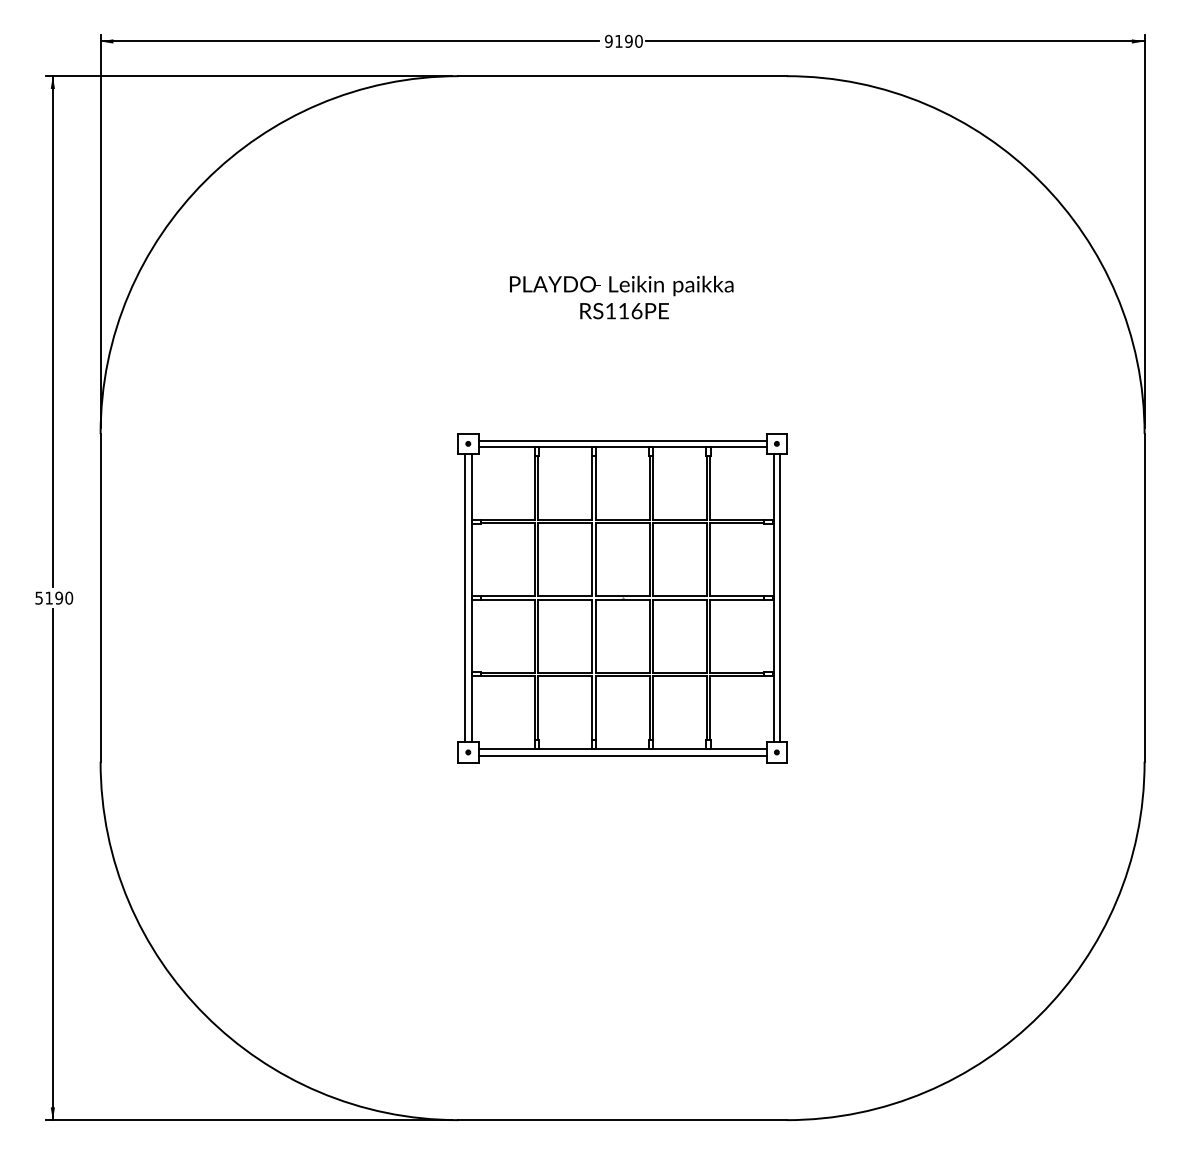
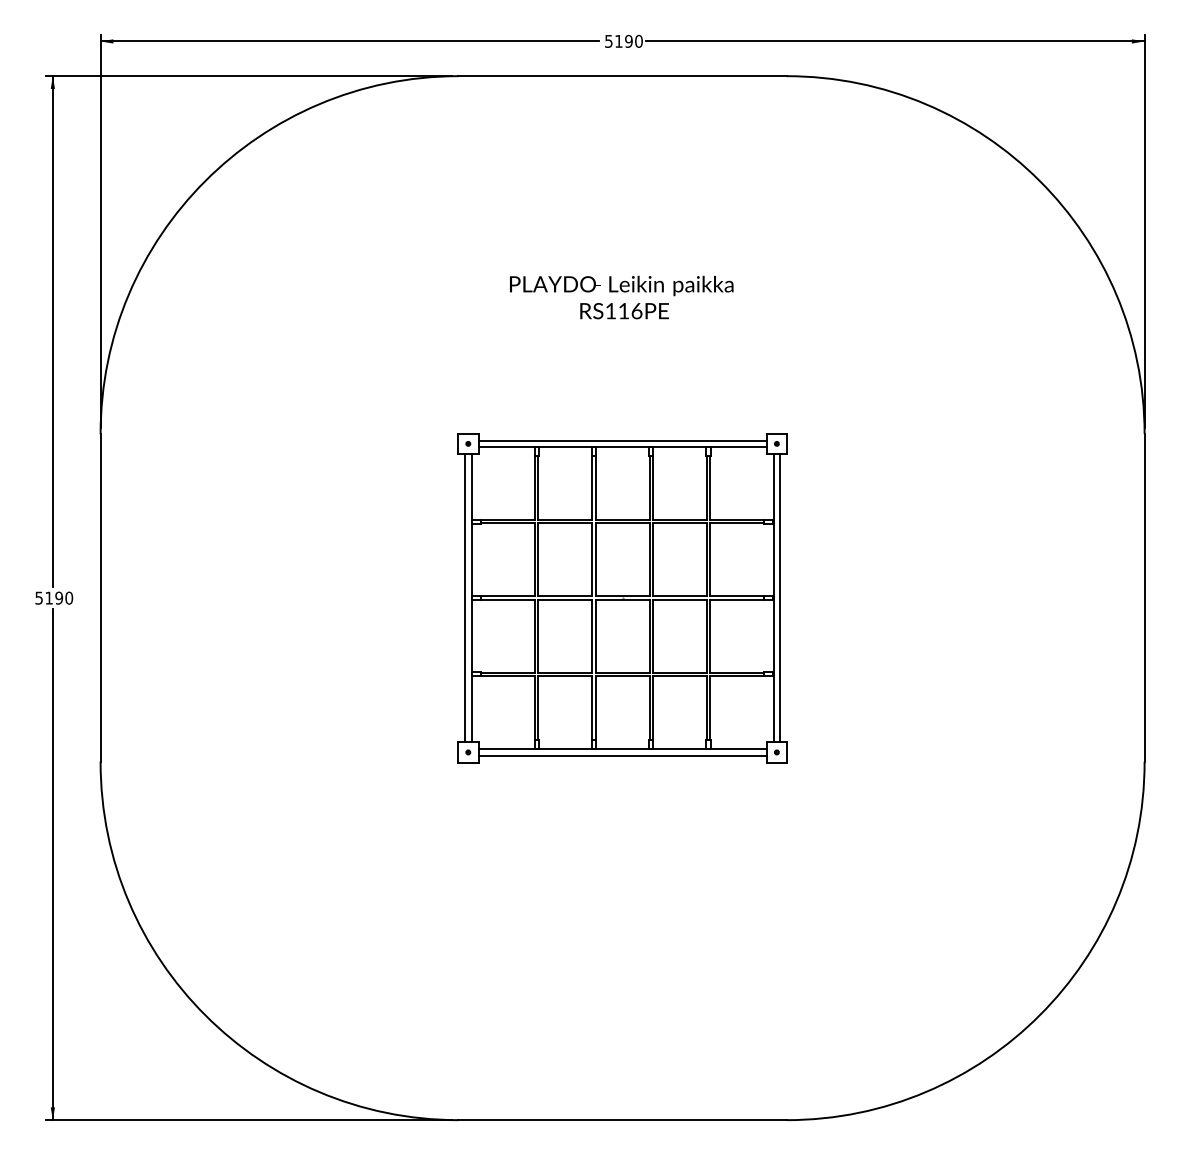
text: 9190 -> 5190 (608, 40)
